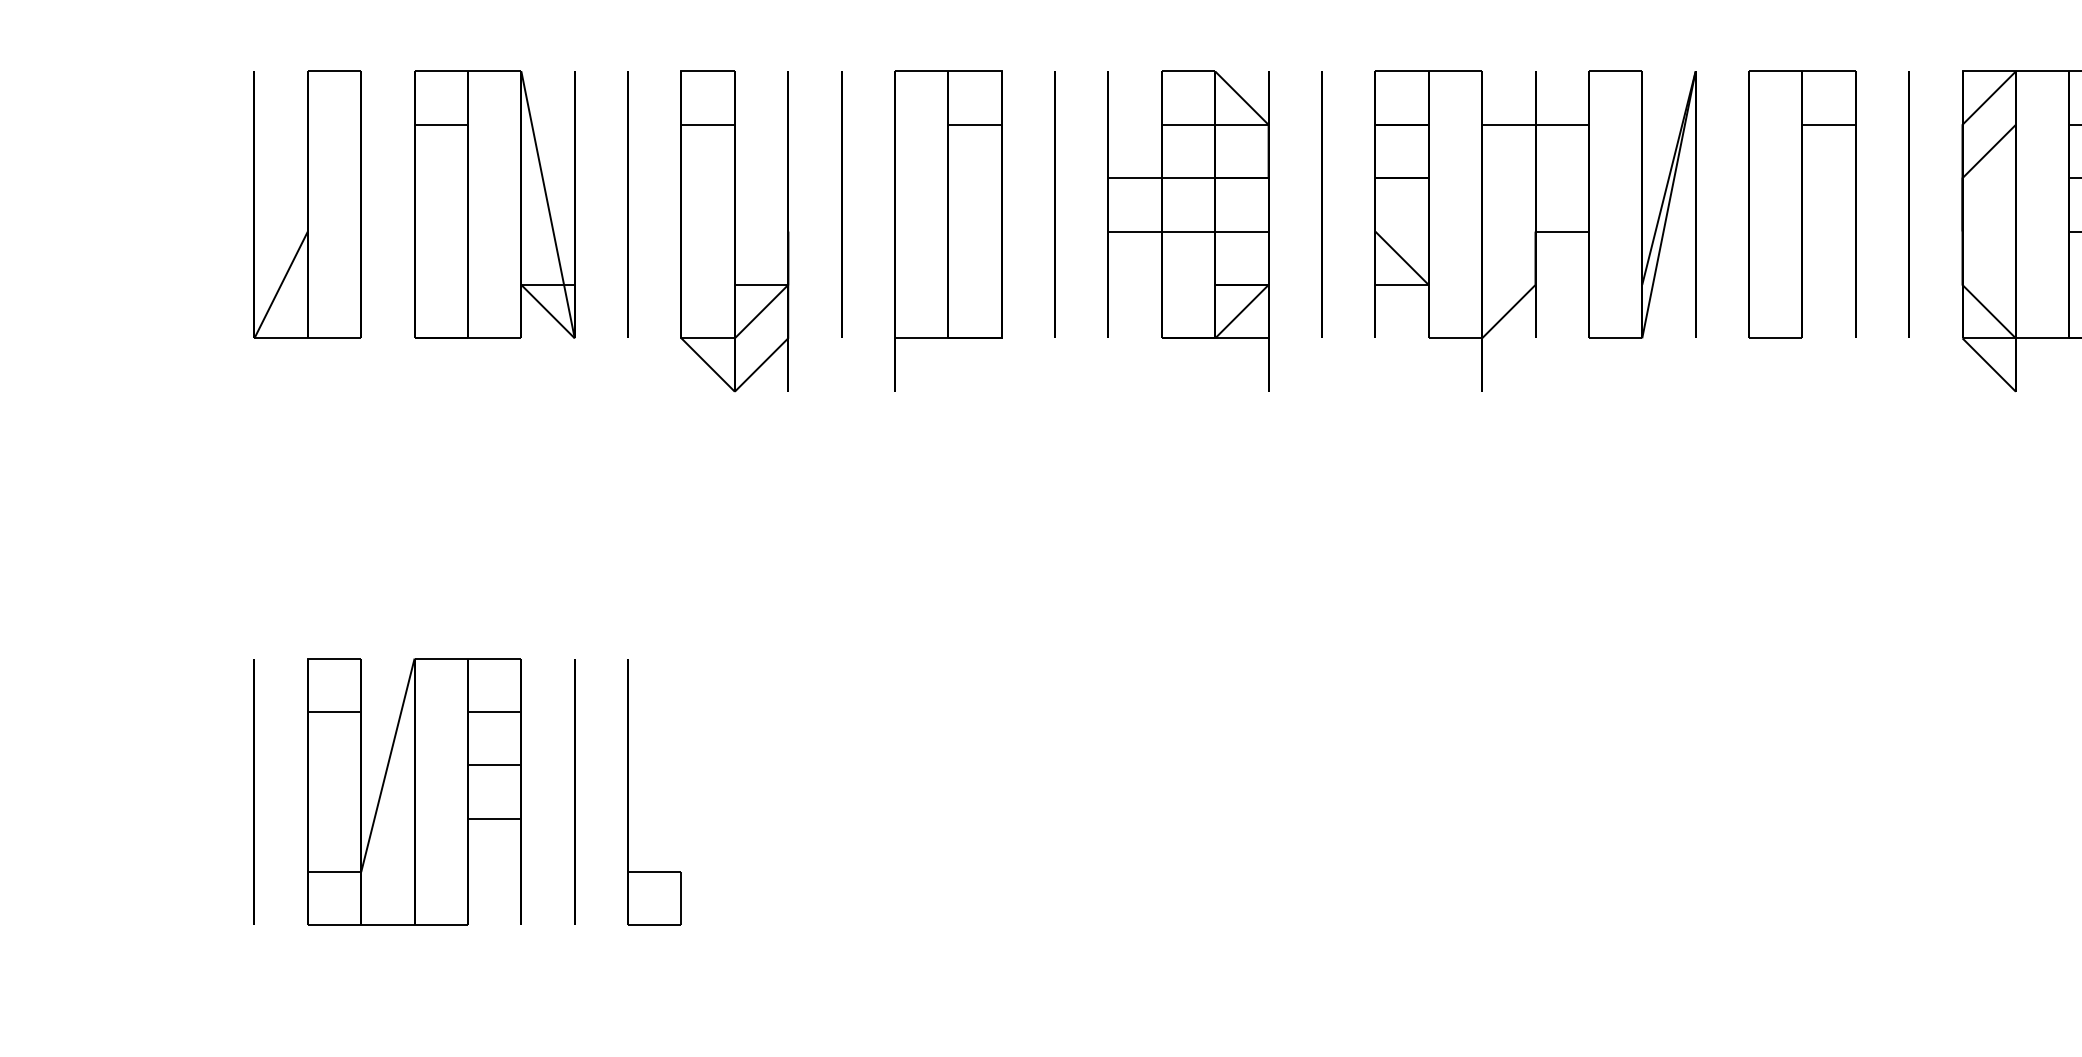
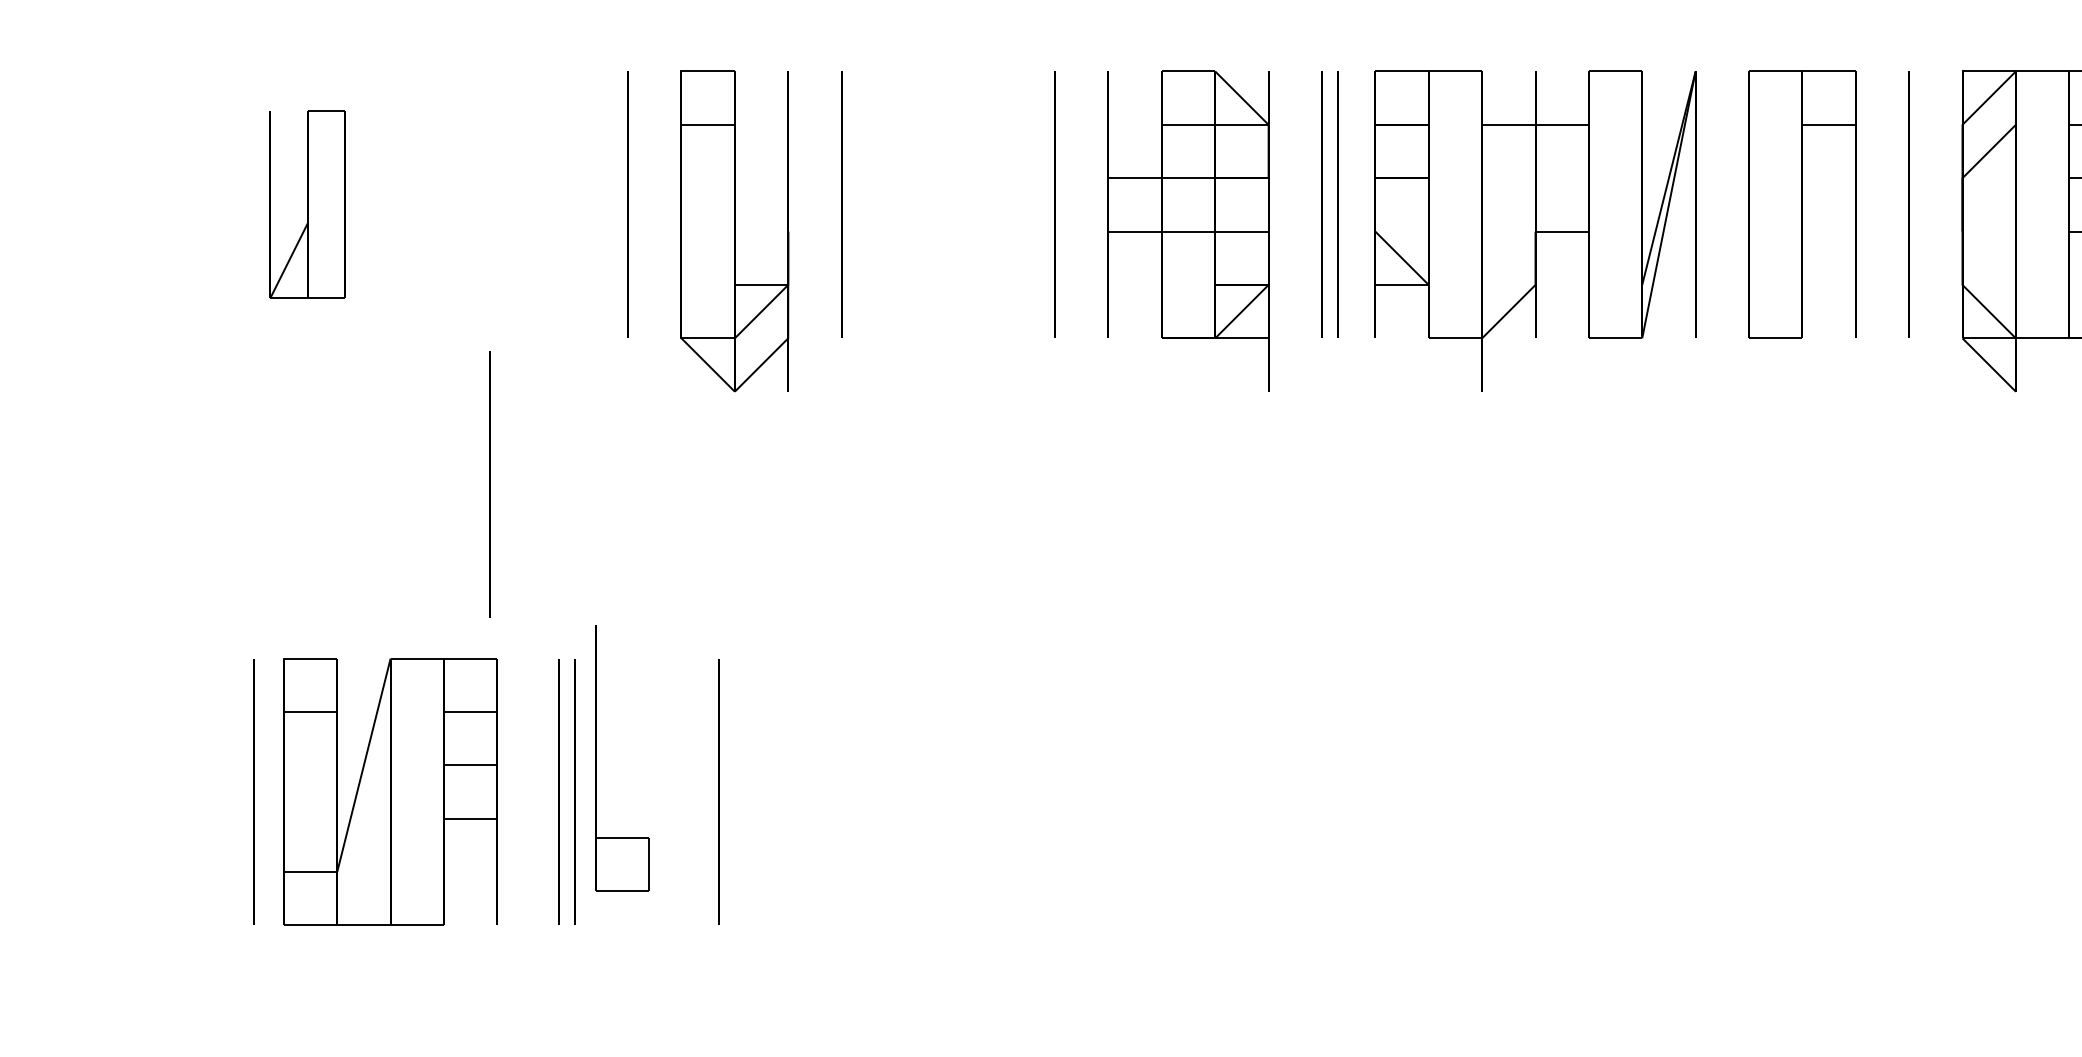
part size: 109x269 px -> 77x189 px (307, 204)
part: present -> none (494, 204)
line: none -> present (1337, 204)
part: present -> none (948, 230)
line: none -> present (489, 484)
part position: (414, 791) -> (390, 791) (390, 791)
line: none -> present (558, 791)
line: none -> present (718, 791)
part position: (628, 792) -> (596, 758) (596, 758)
